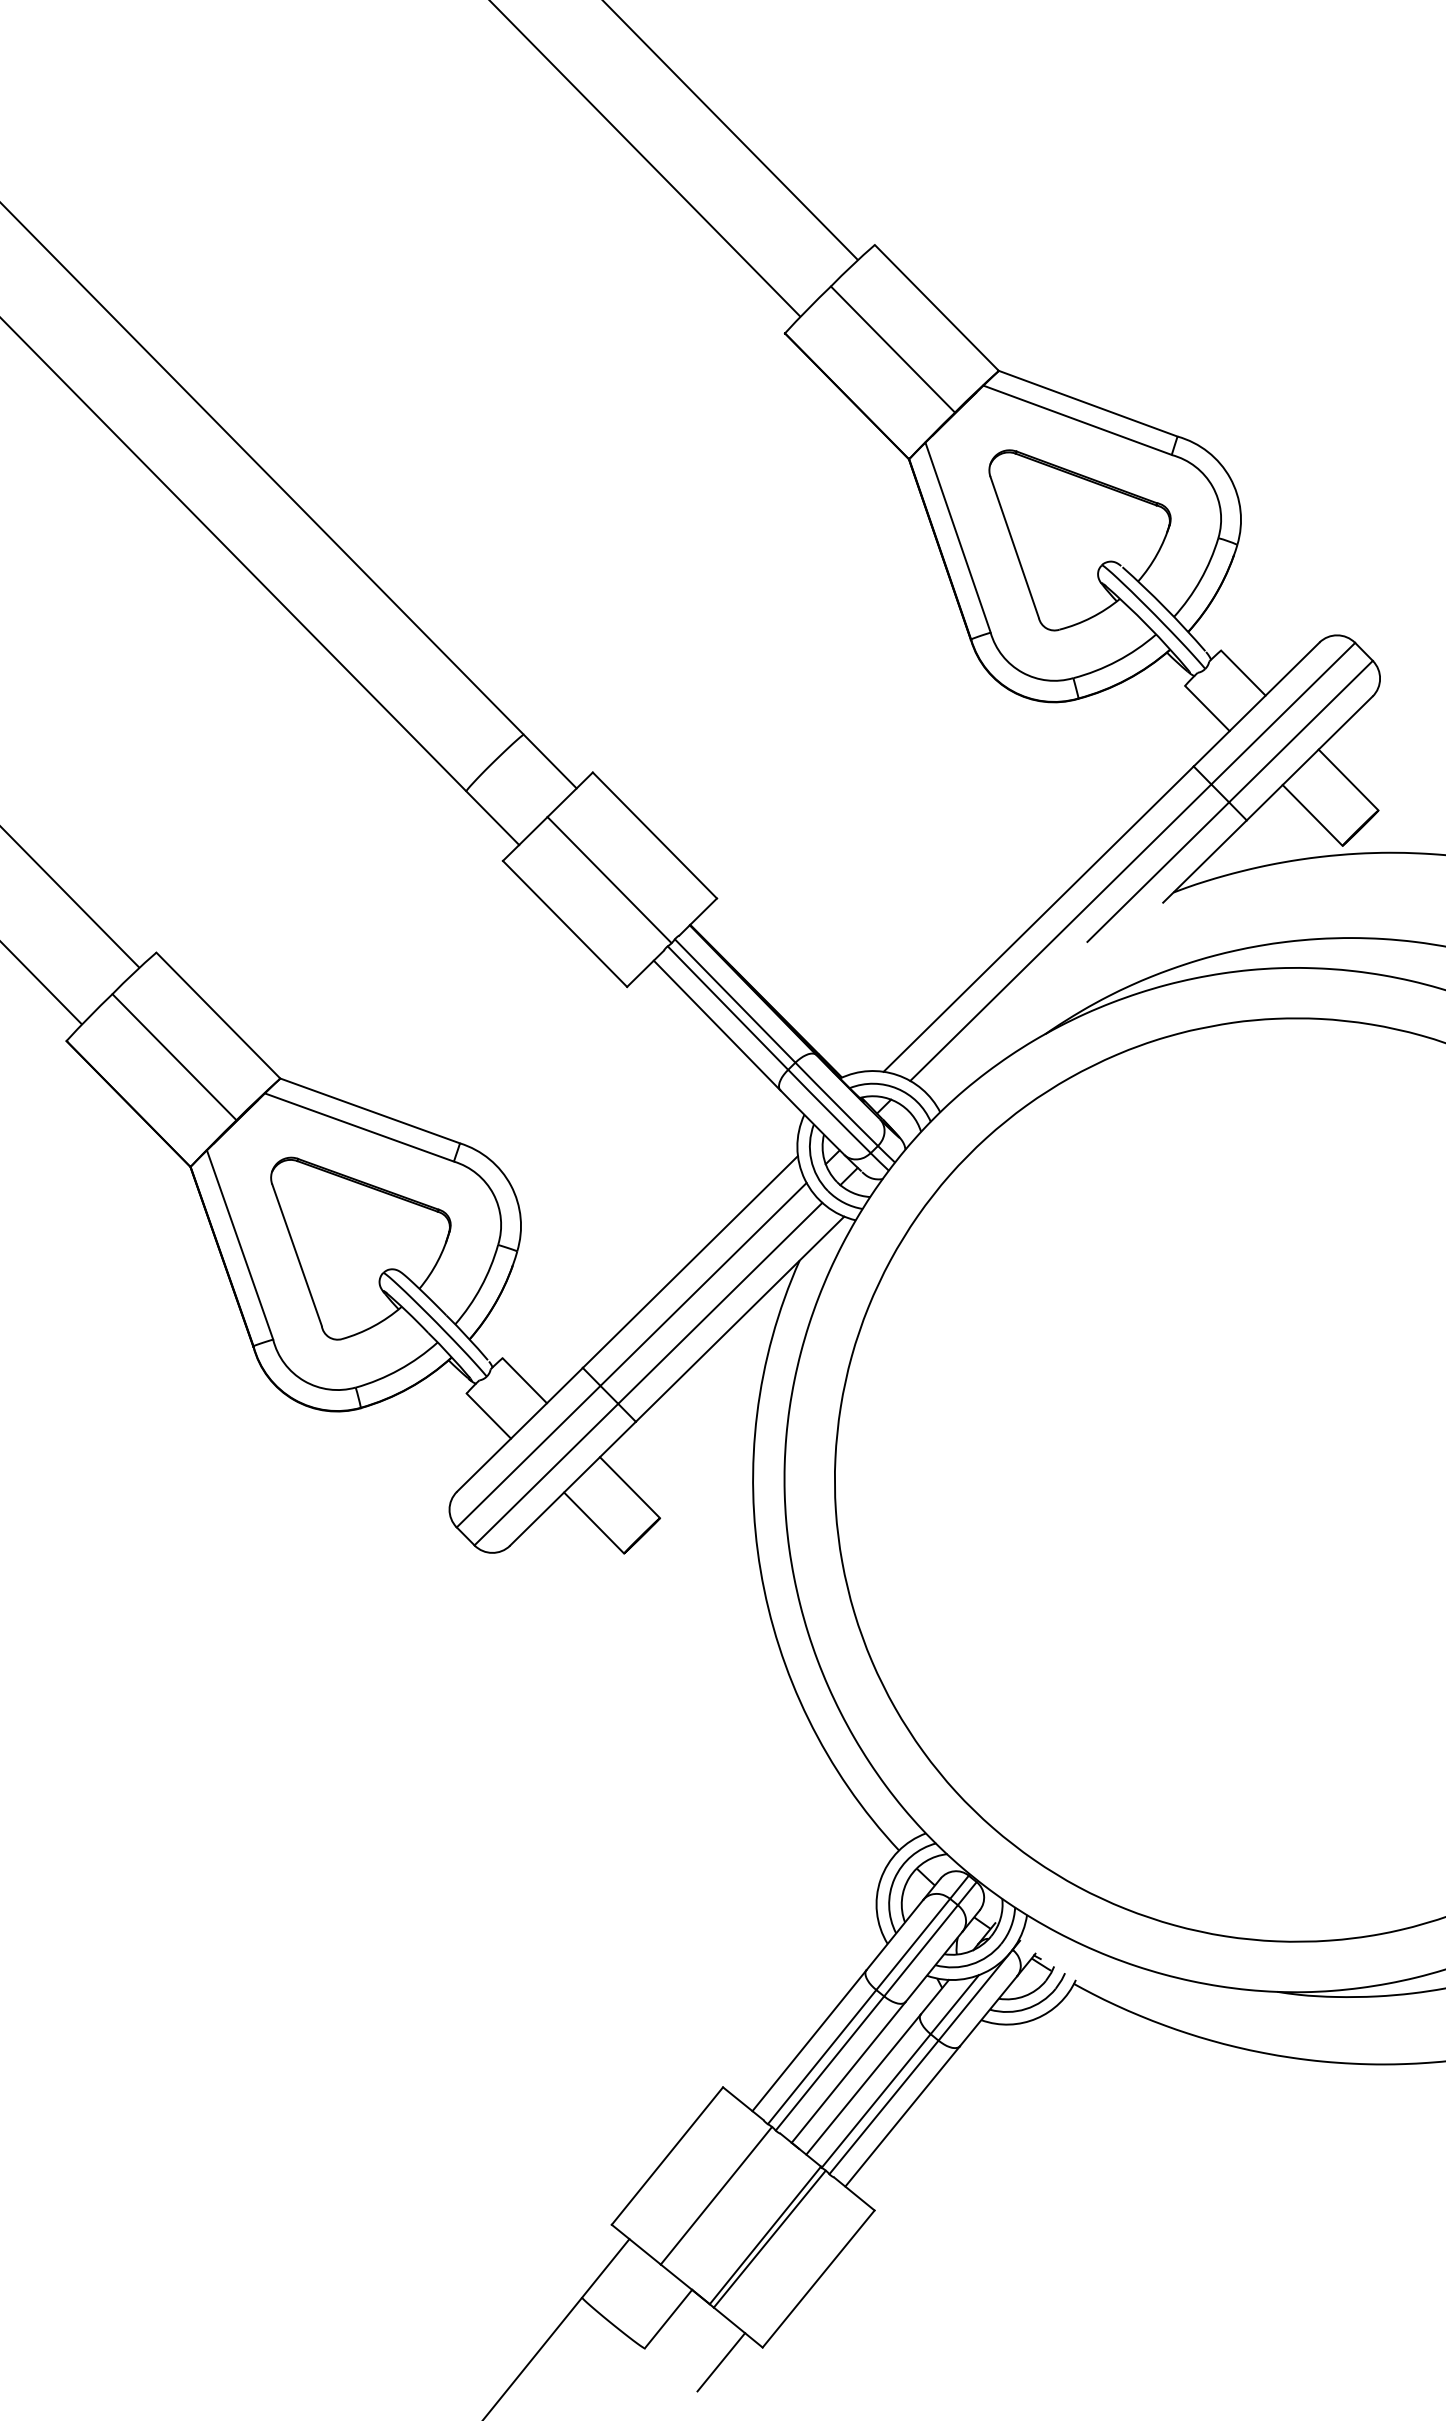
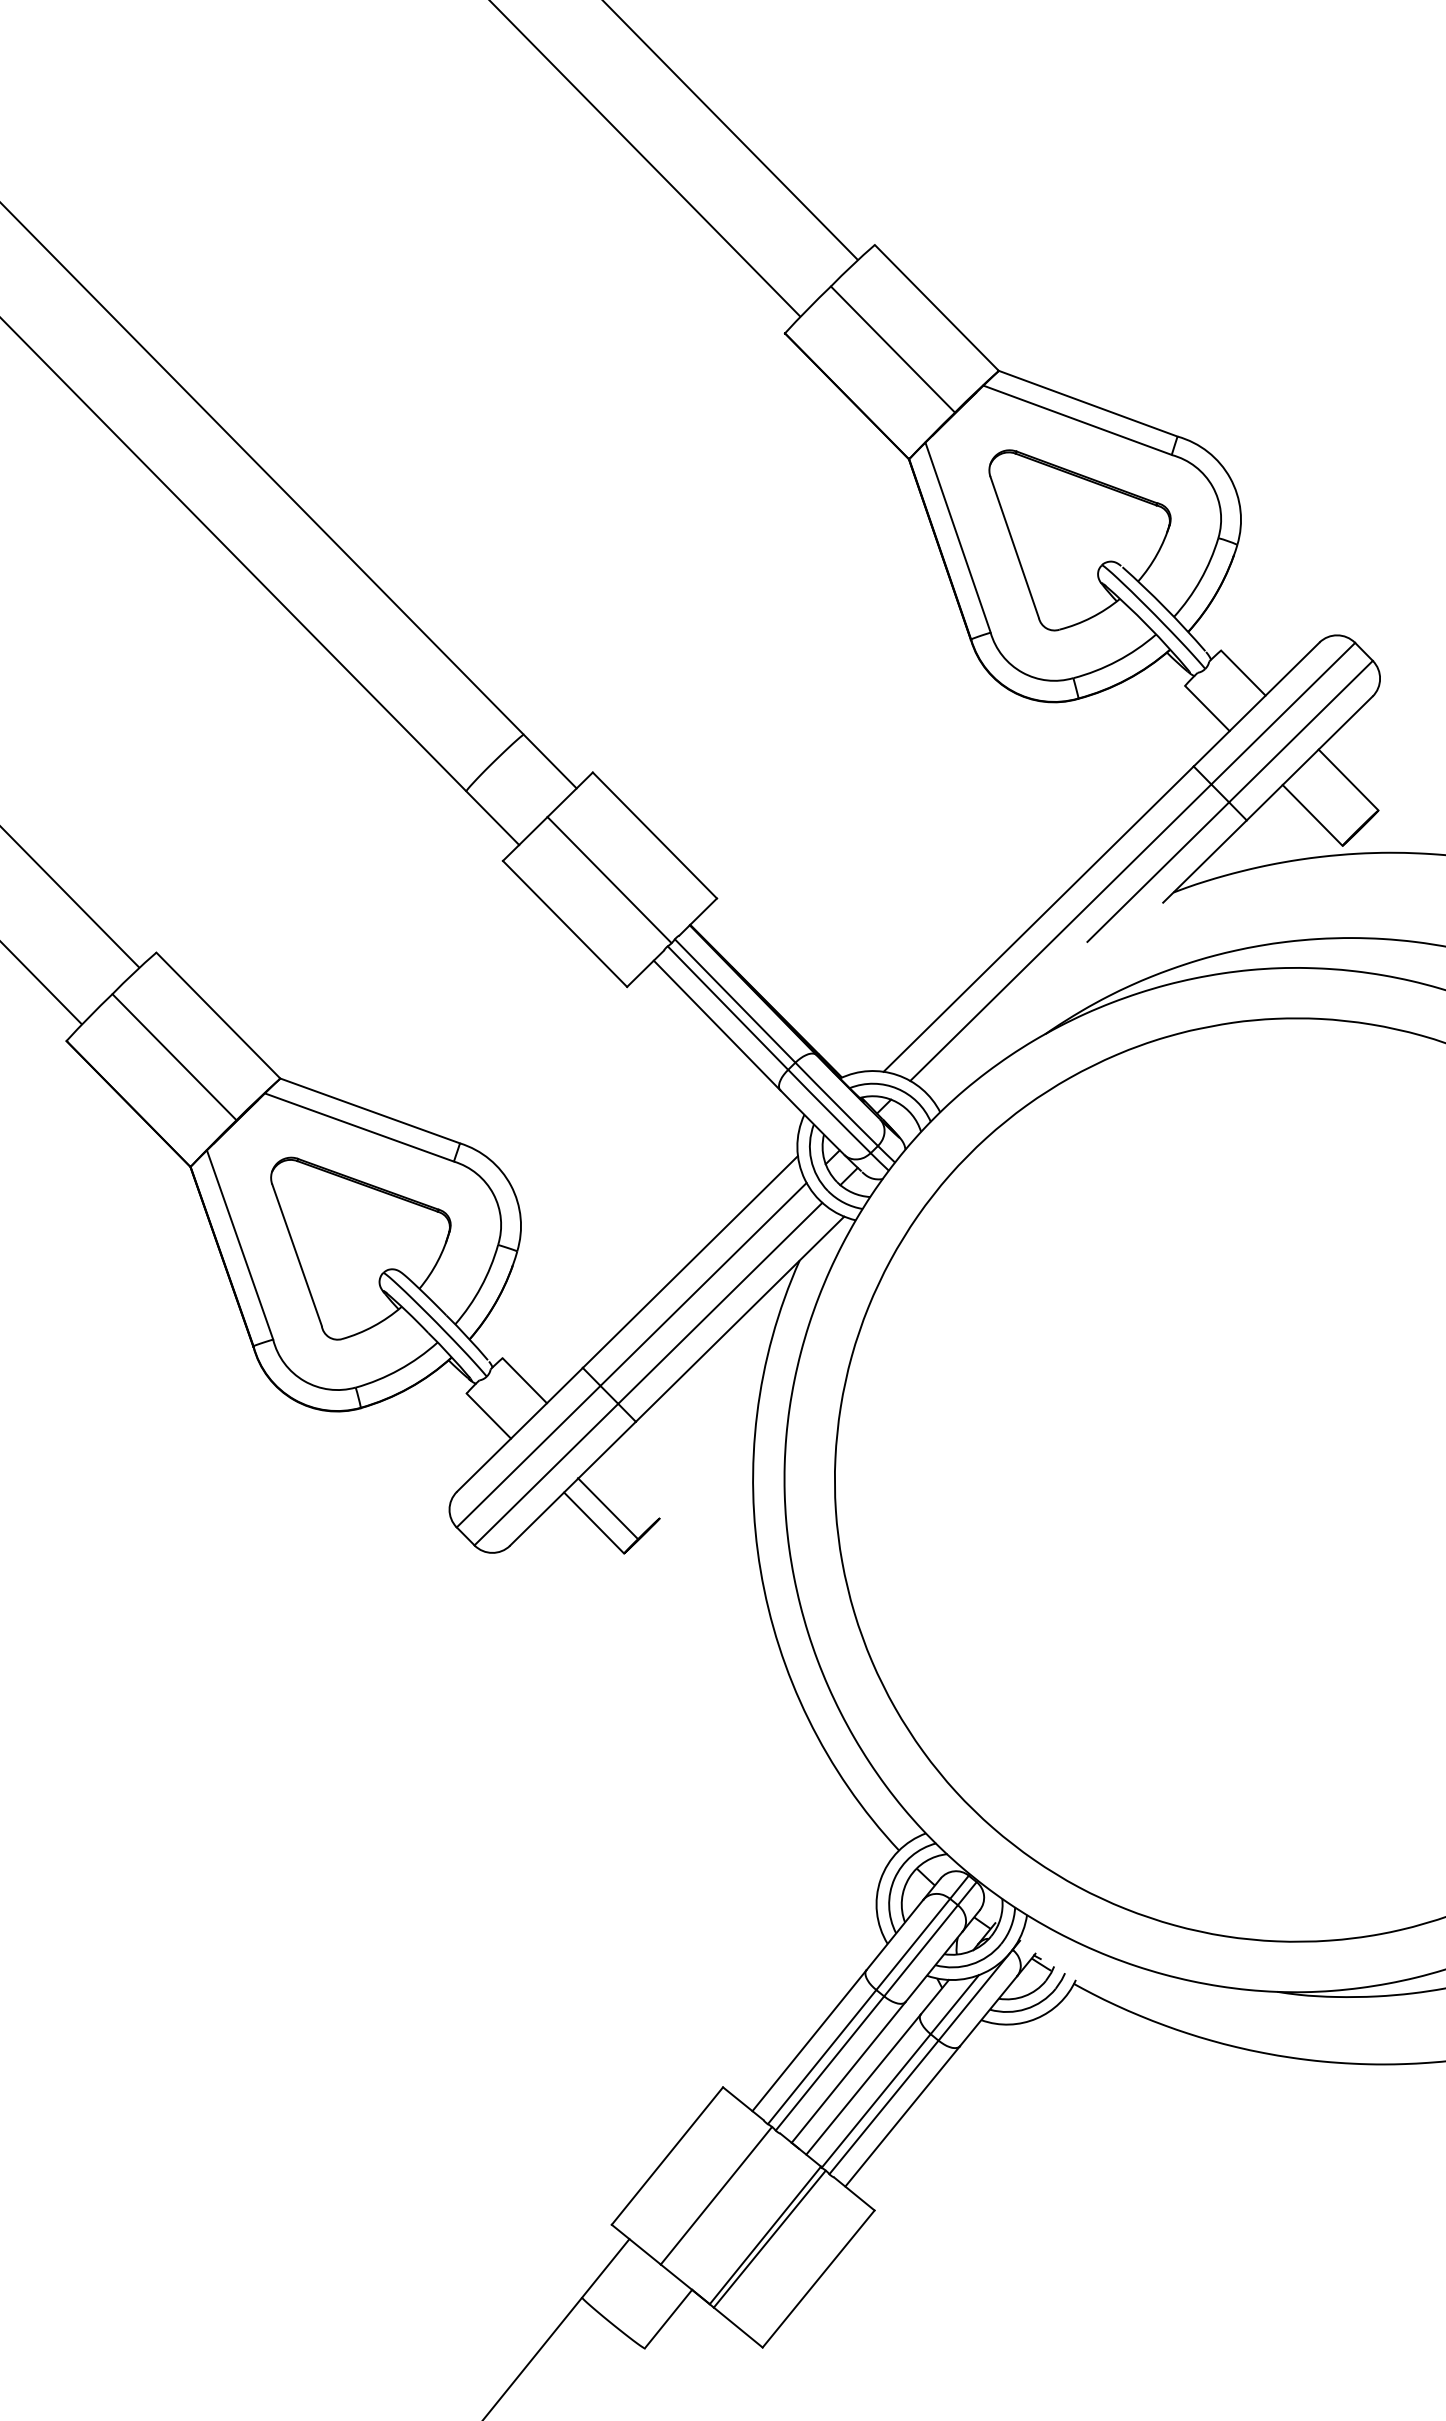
line position: (630, 1487) -> (608, 1508) (608, 1508)
line: present -> none (721, 2362)
